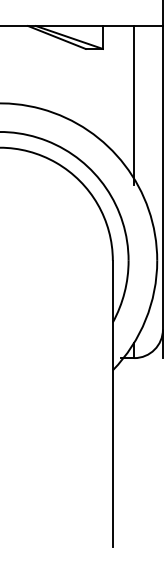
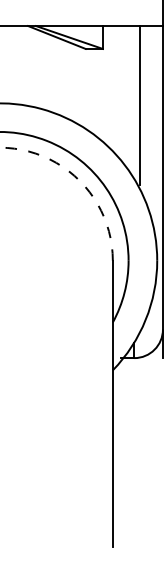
line position: (134, 105) -> (140, 105) (140, 105)
arc: solid -> dashed (79, 181)
